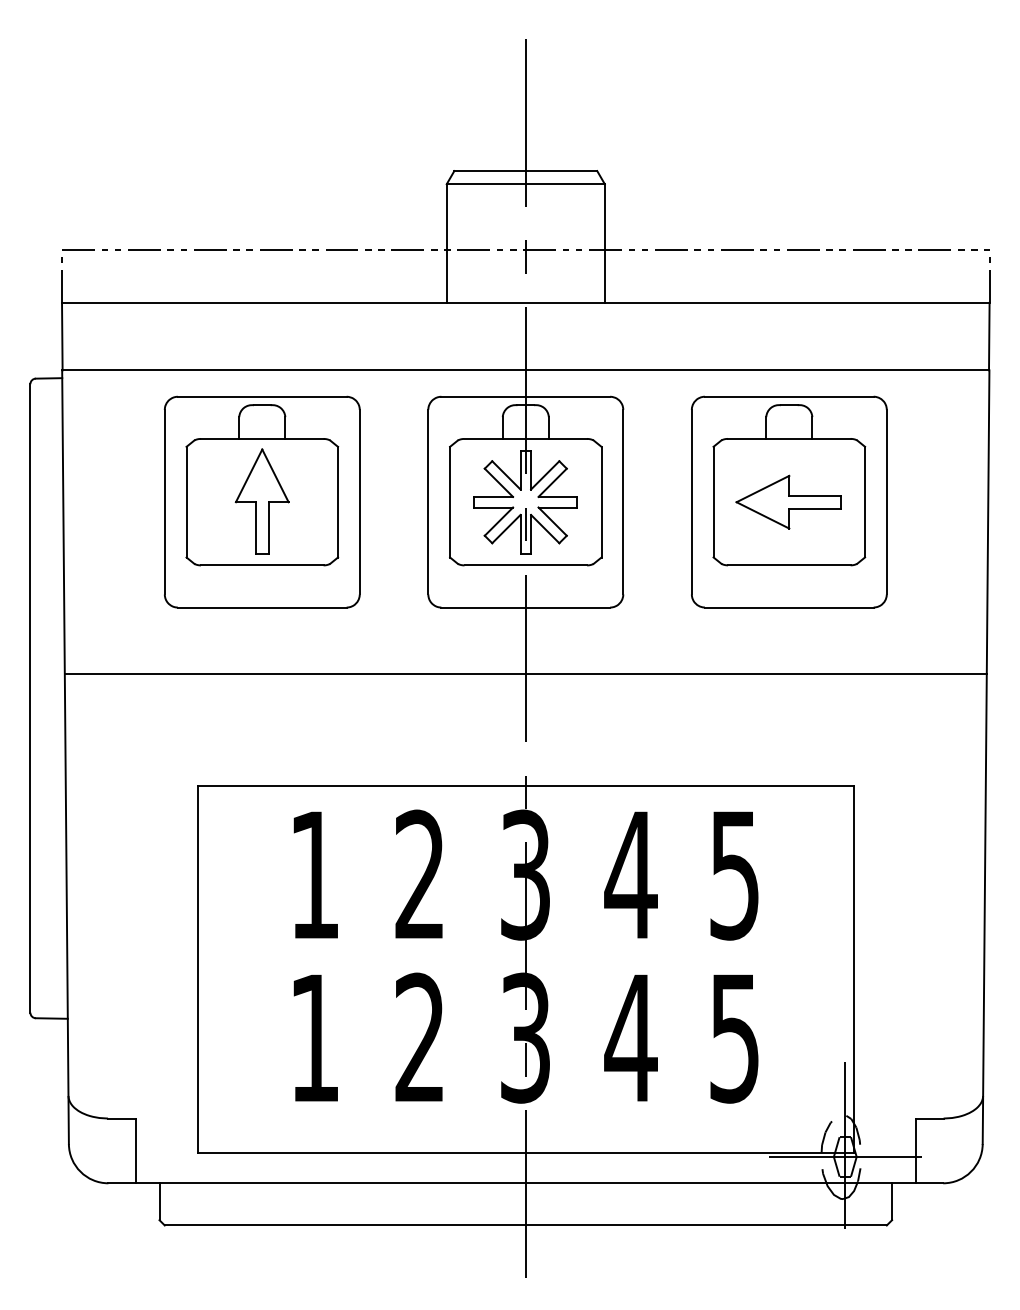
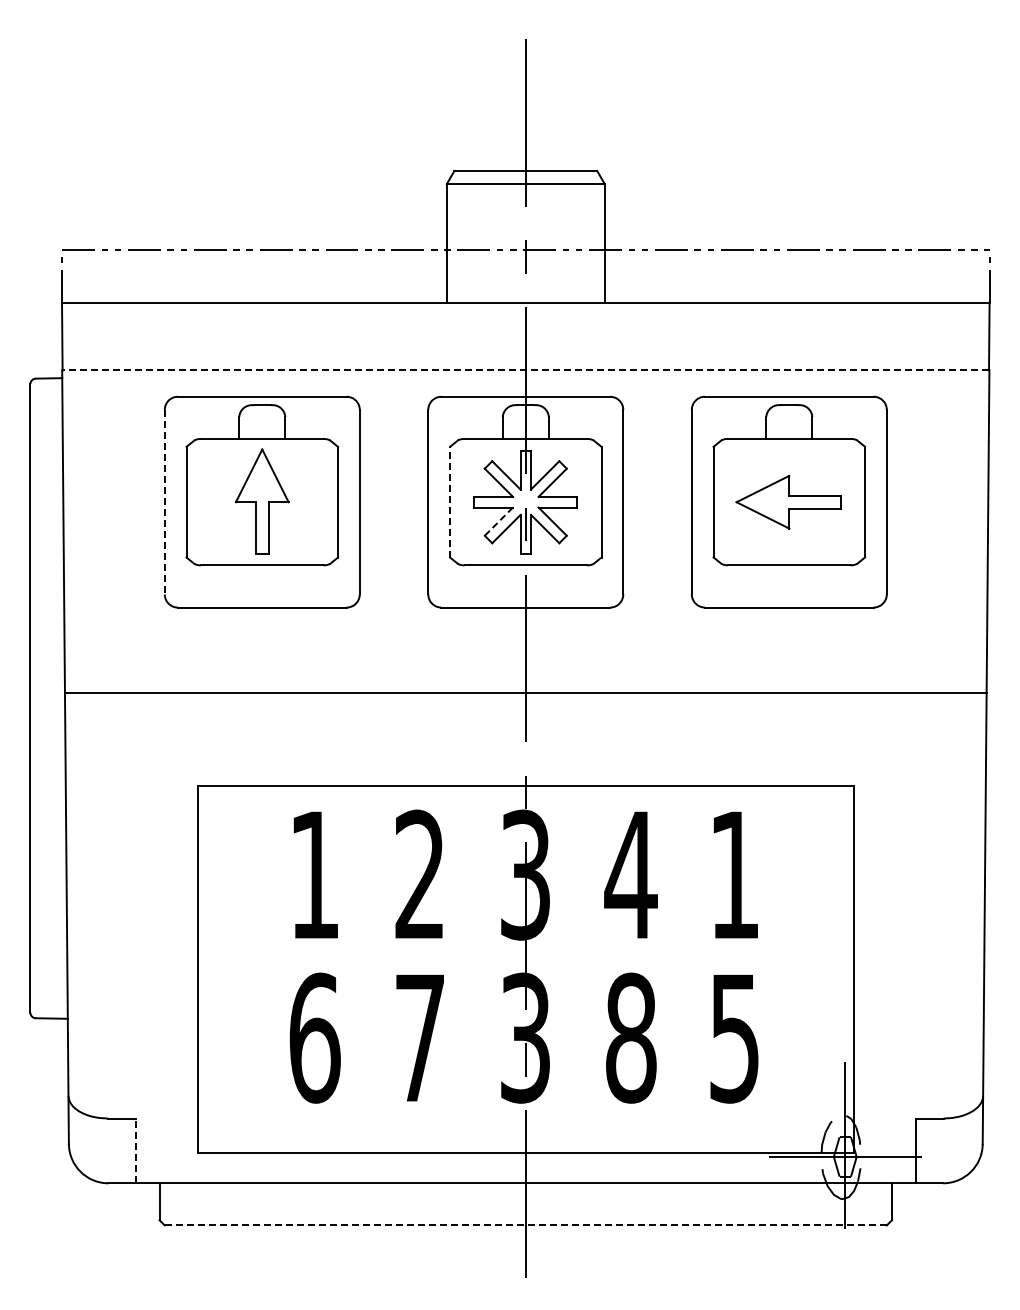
line: solid -> dashed (525, 370)
line: solid -> dashed (450, 501)
line: solid -> dashed (164, 502)
line: solid -> dashed (498, 521)
line position: (525, 674) -> (525, 693) (525, 693)
text: 5 -> 1 (734, 875)
text: 2 -> 7 (419, 1036)
text: 1 -> 6 (314, 1037)
text: 4 -> 8 (630, 1037)
line: solid -> dashed (135, 1150)
line: solid -> dashed (526, 1225)
